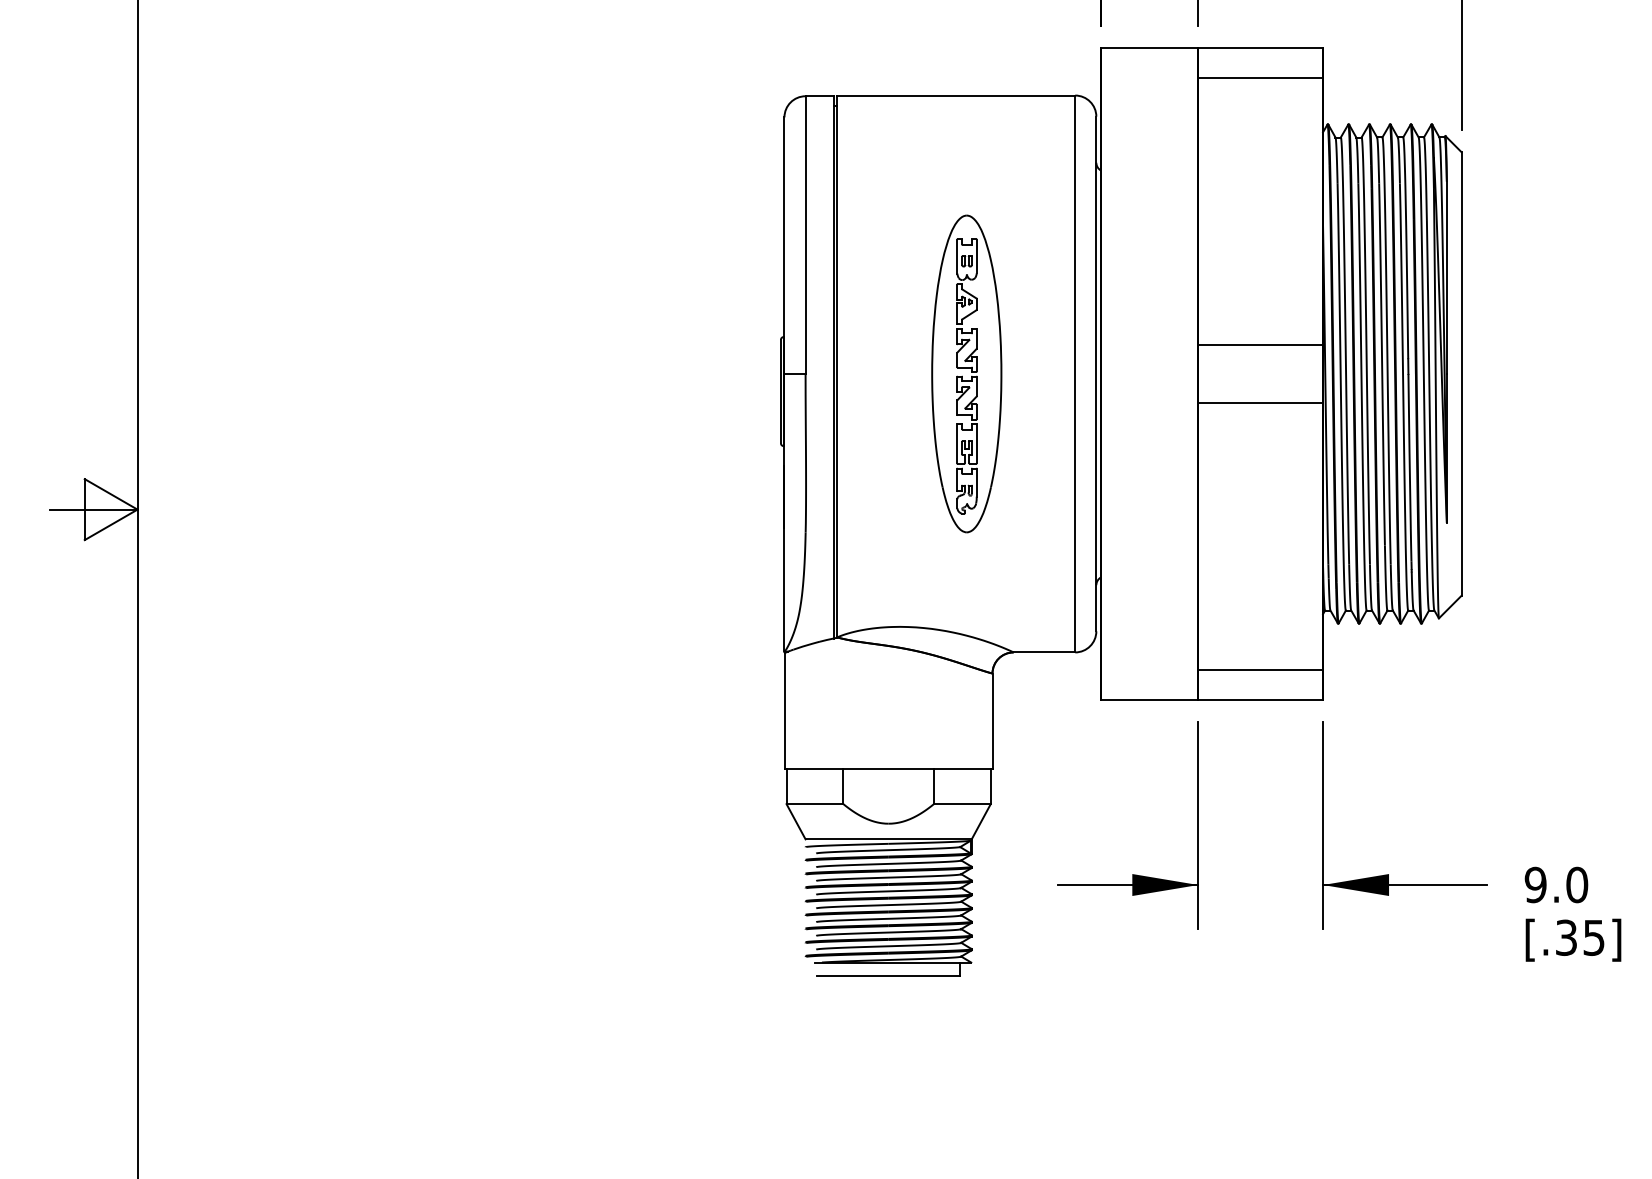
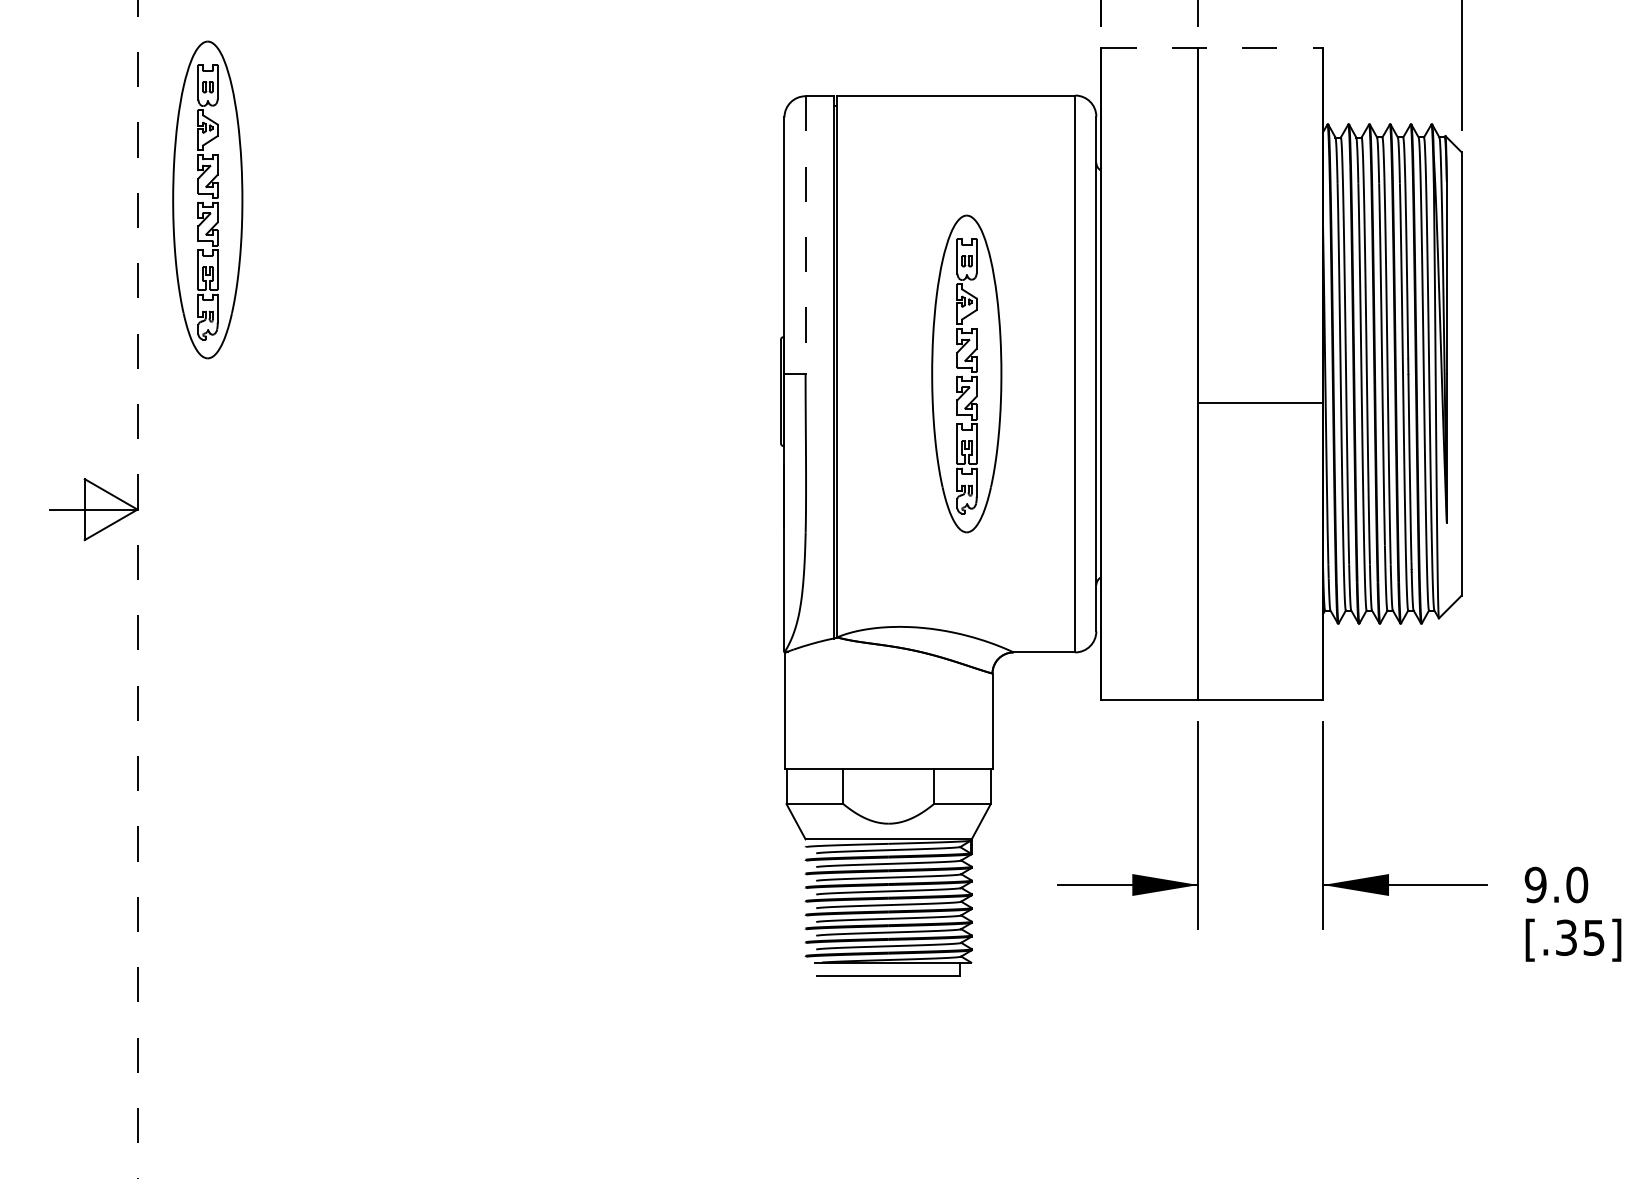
line: solid -> dashed (1212, 48)
line: present -> none (1260, 77)
part: none -> present (207, 199)
line: solid -> dashed (805, 235)
line: present -> none (1260, 344)
line: solid -> dashed (137, 589)
line: present -> none (1260, 670)
